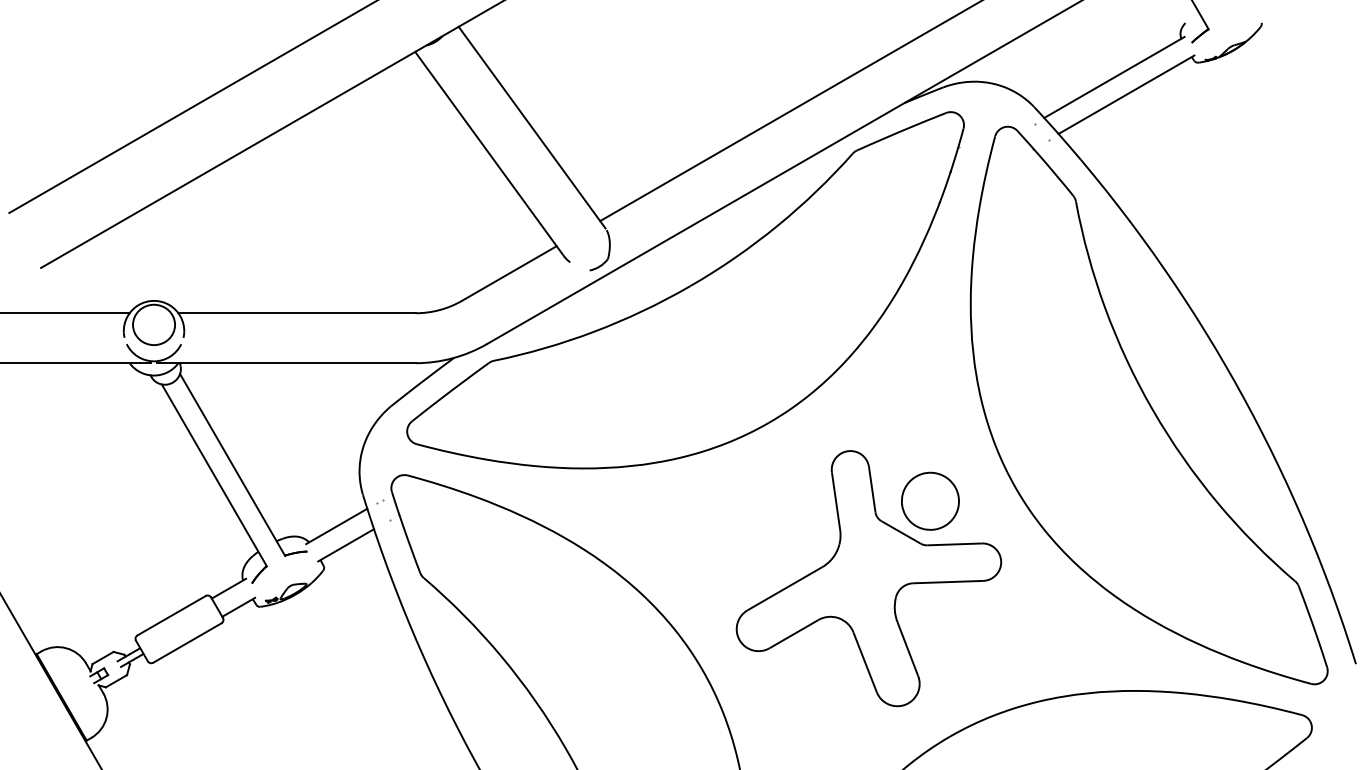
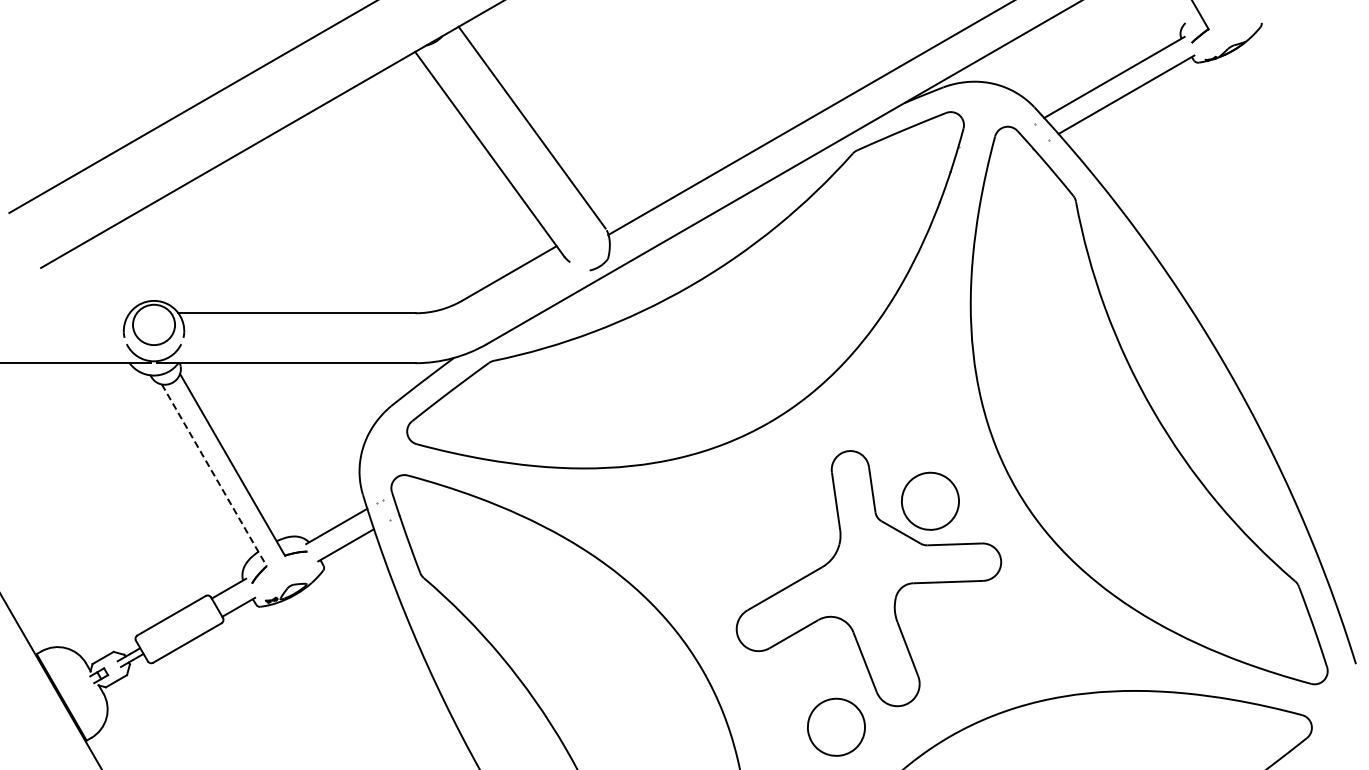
line position: (789, 111) -> (809, 118) (809, 118)
line: present -> none (65, 313)
line: solid -> dashed (214, 475)
part: none -> present (836, 726)
